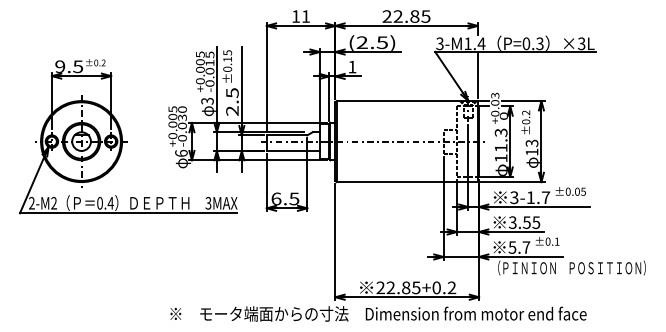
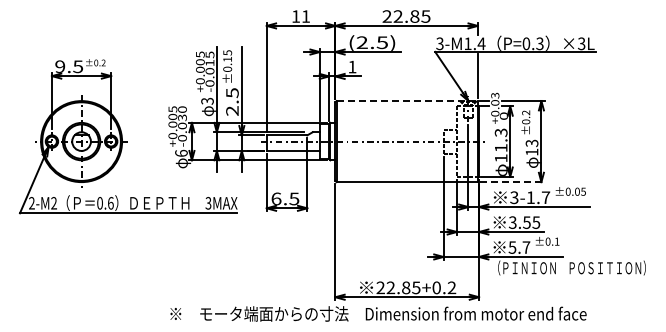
line: solid -> dashed (407, 101)
line: solid -> dashed (512, 182)
text: 0.4 -> 0.6 (110, 202)
